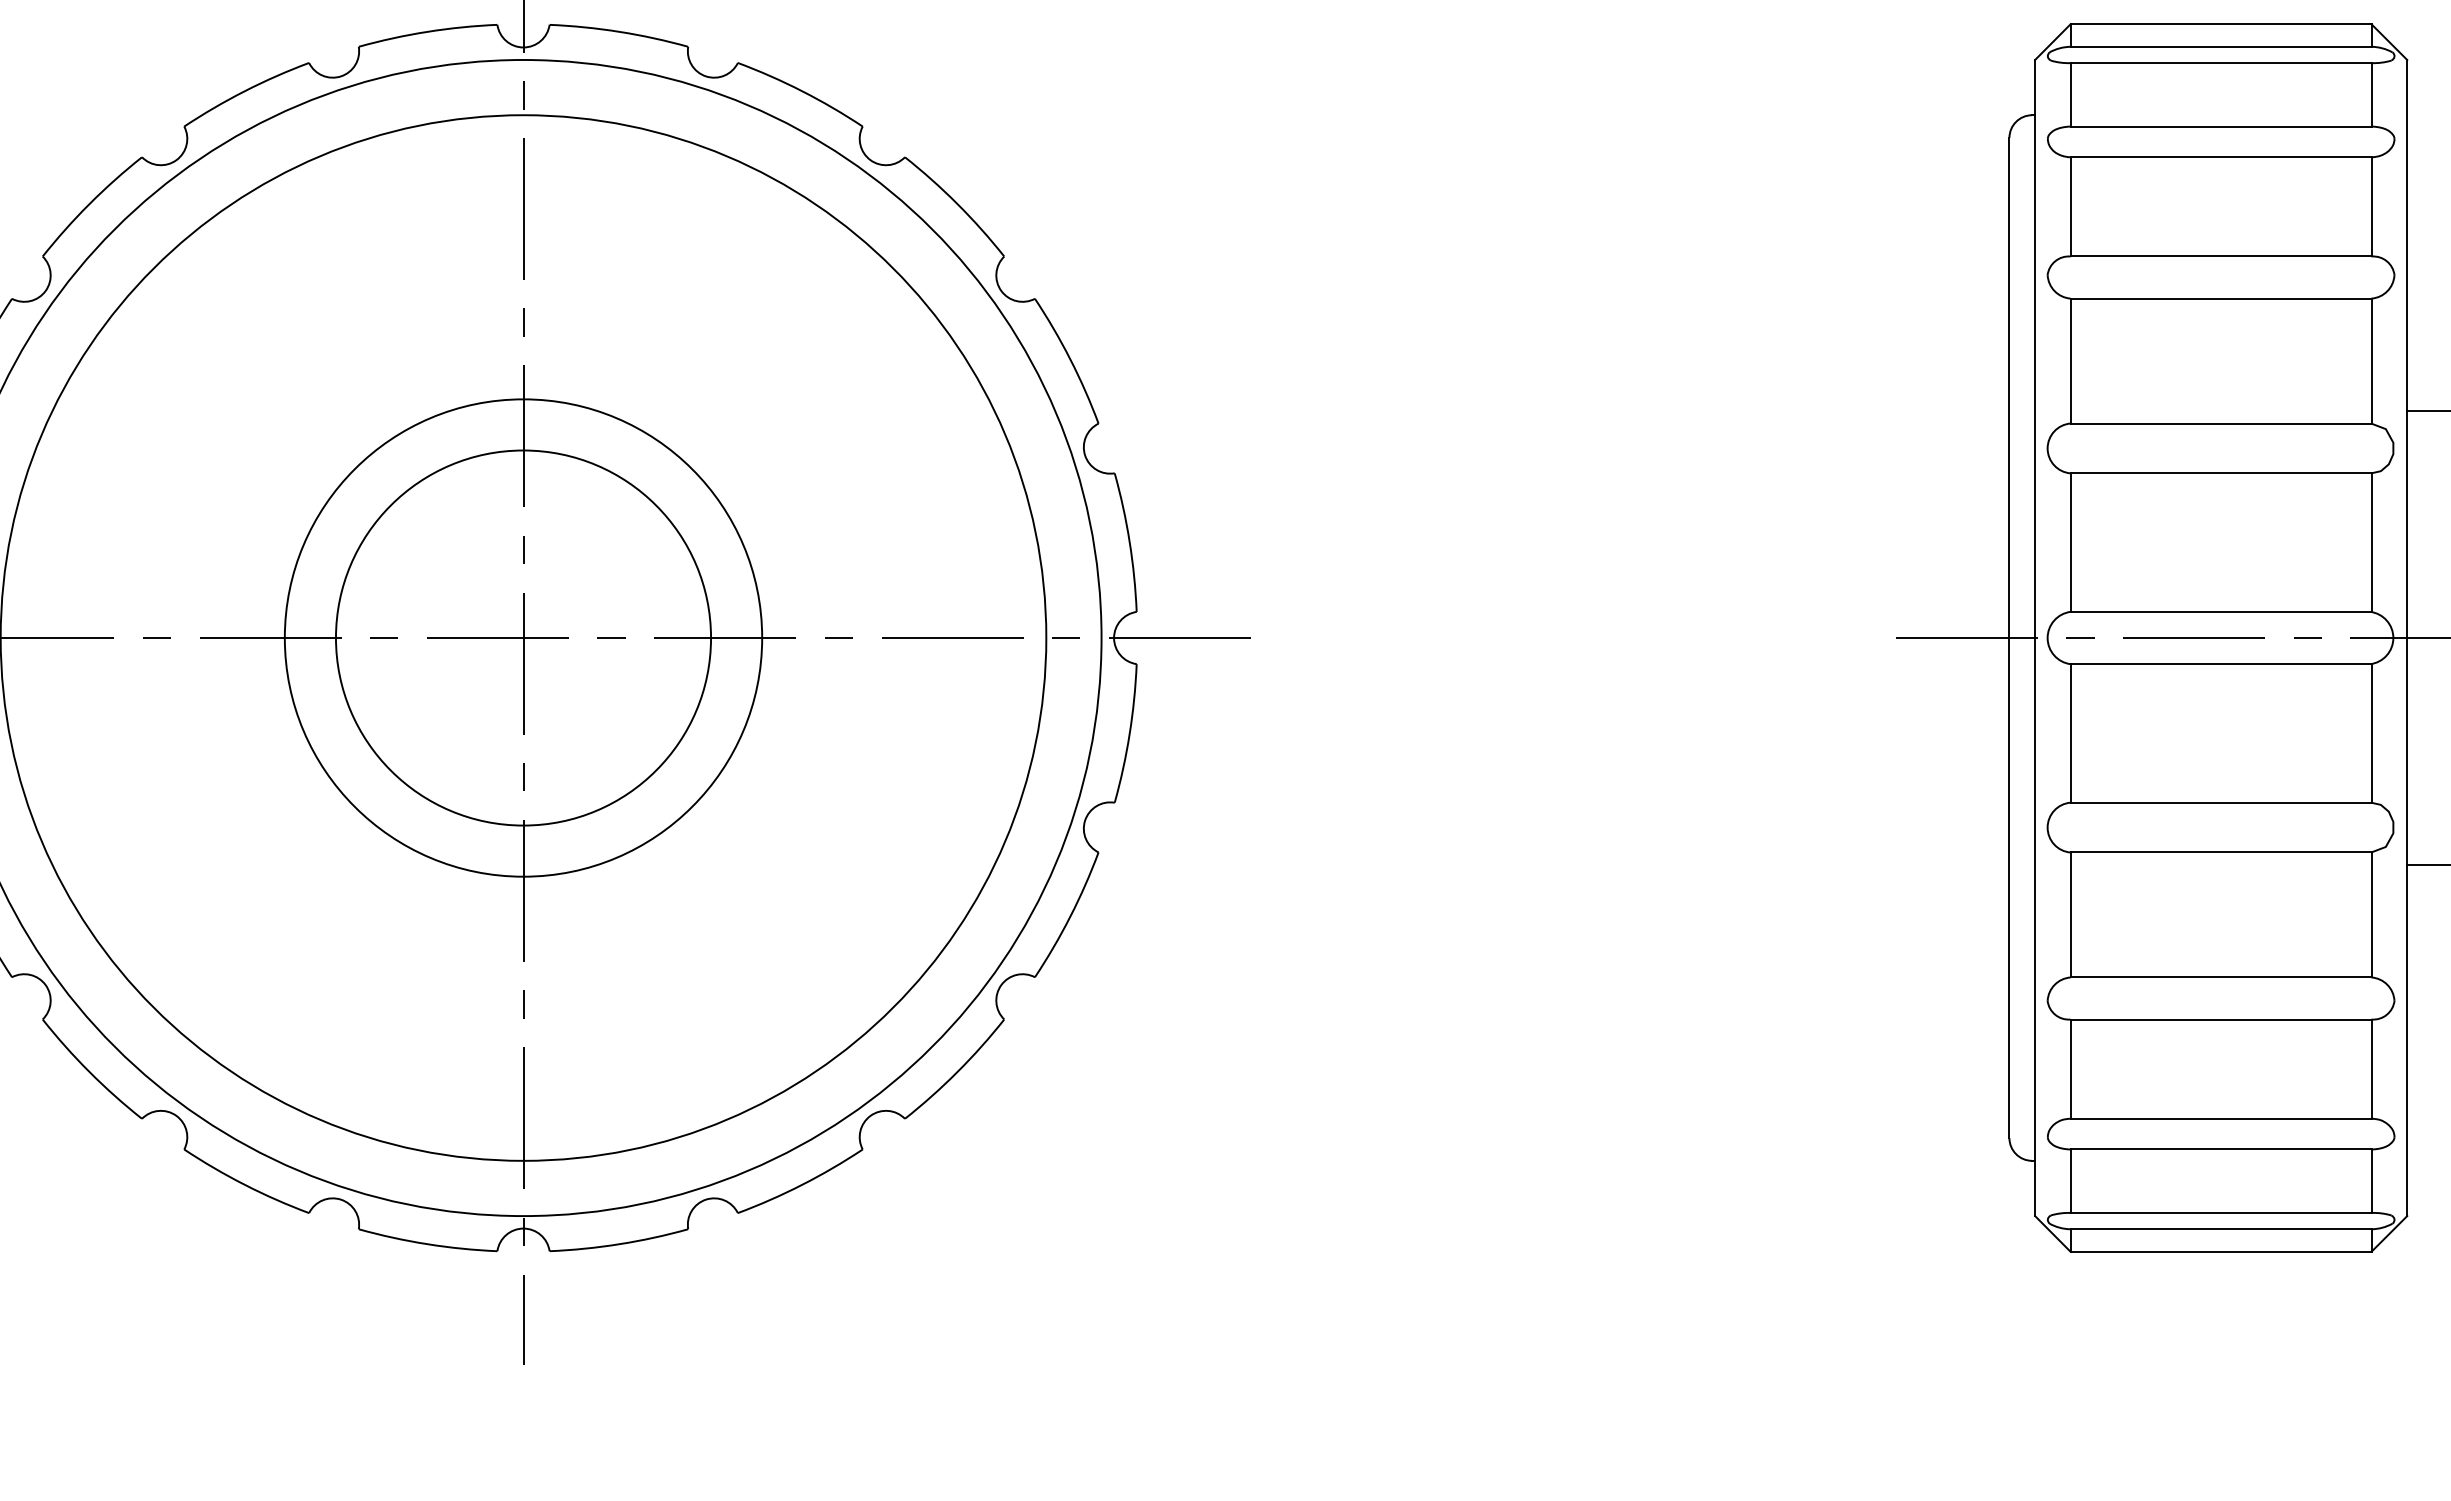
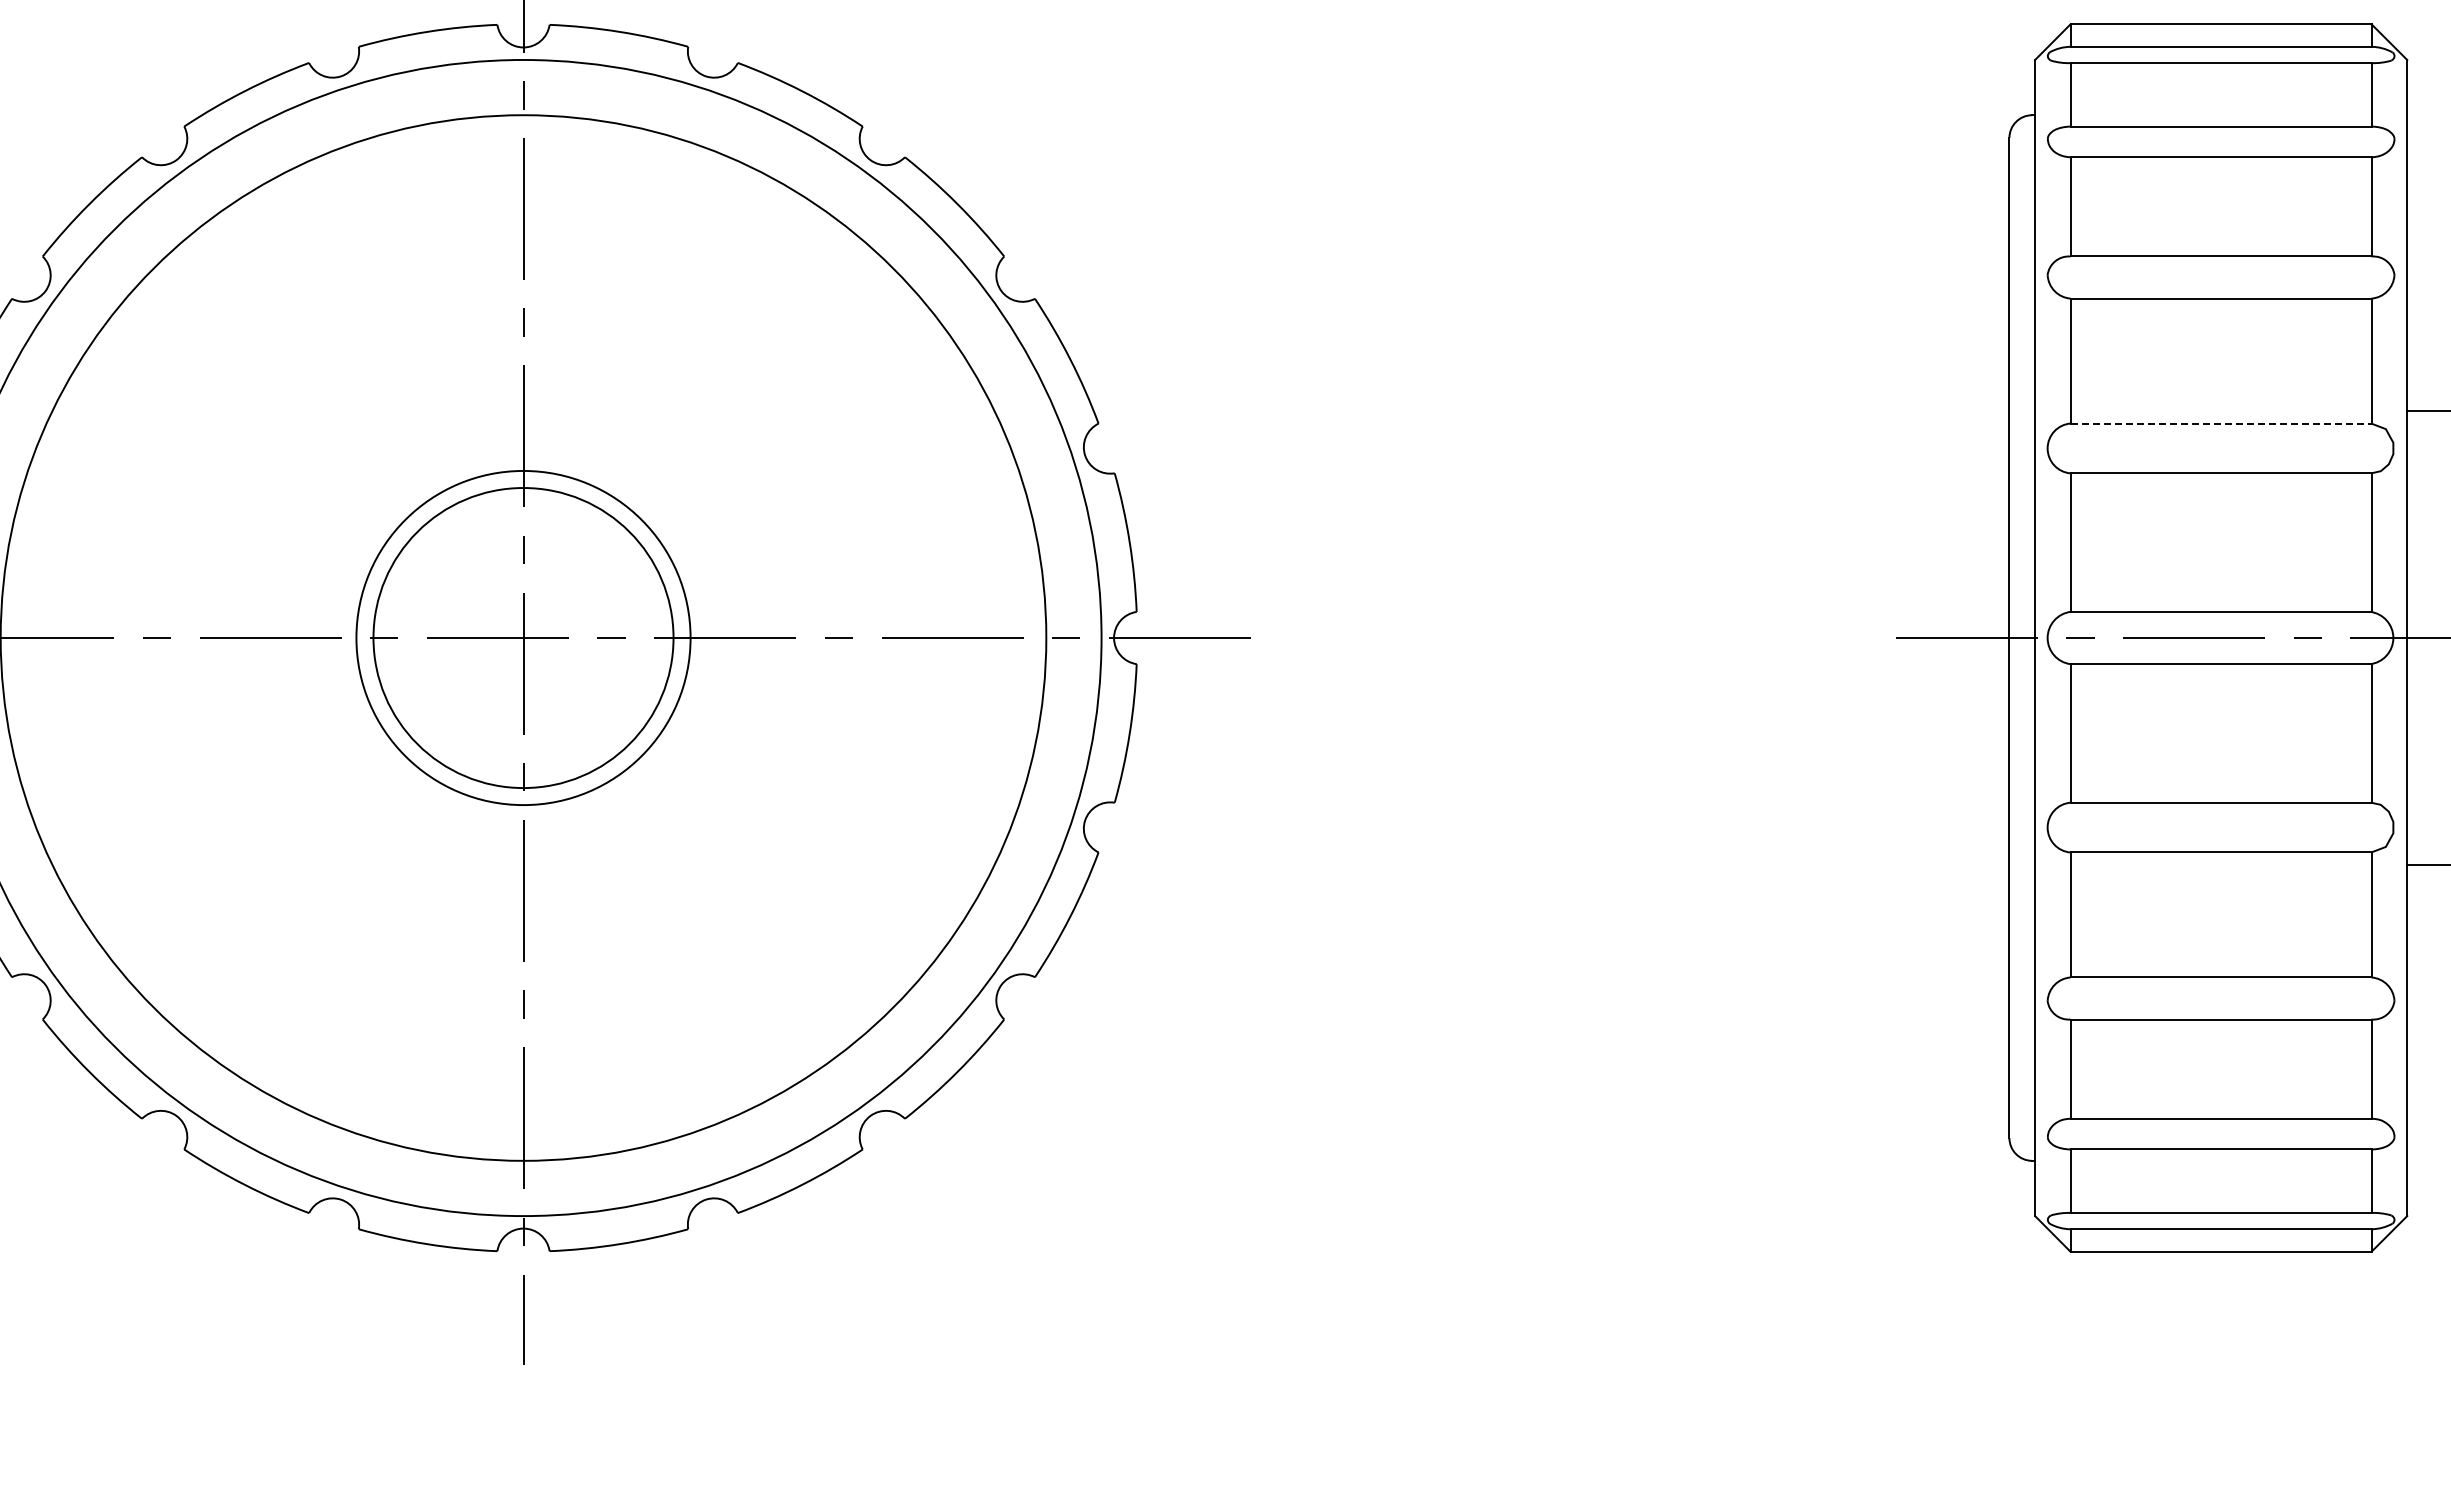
line: solid -> dashed (2221, 423)
circle diameter: 375 px -> 300 px (523, 638)
circle diameter: 477 px -> 334 px (523, 637)
